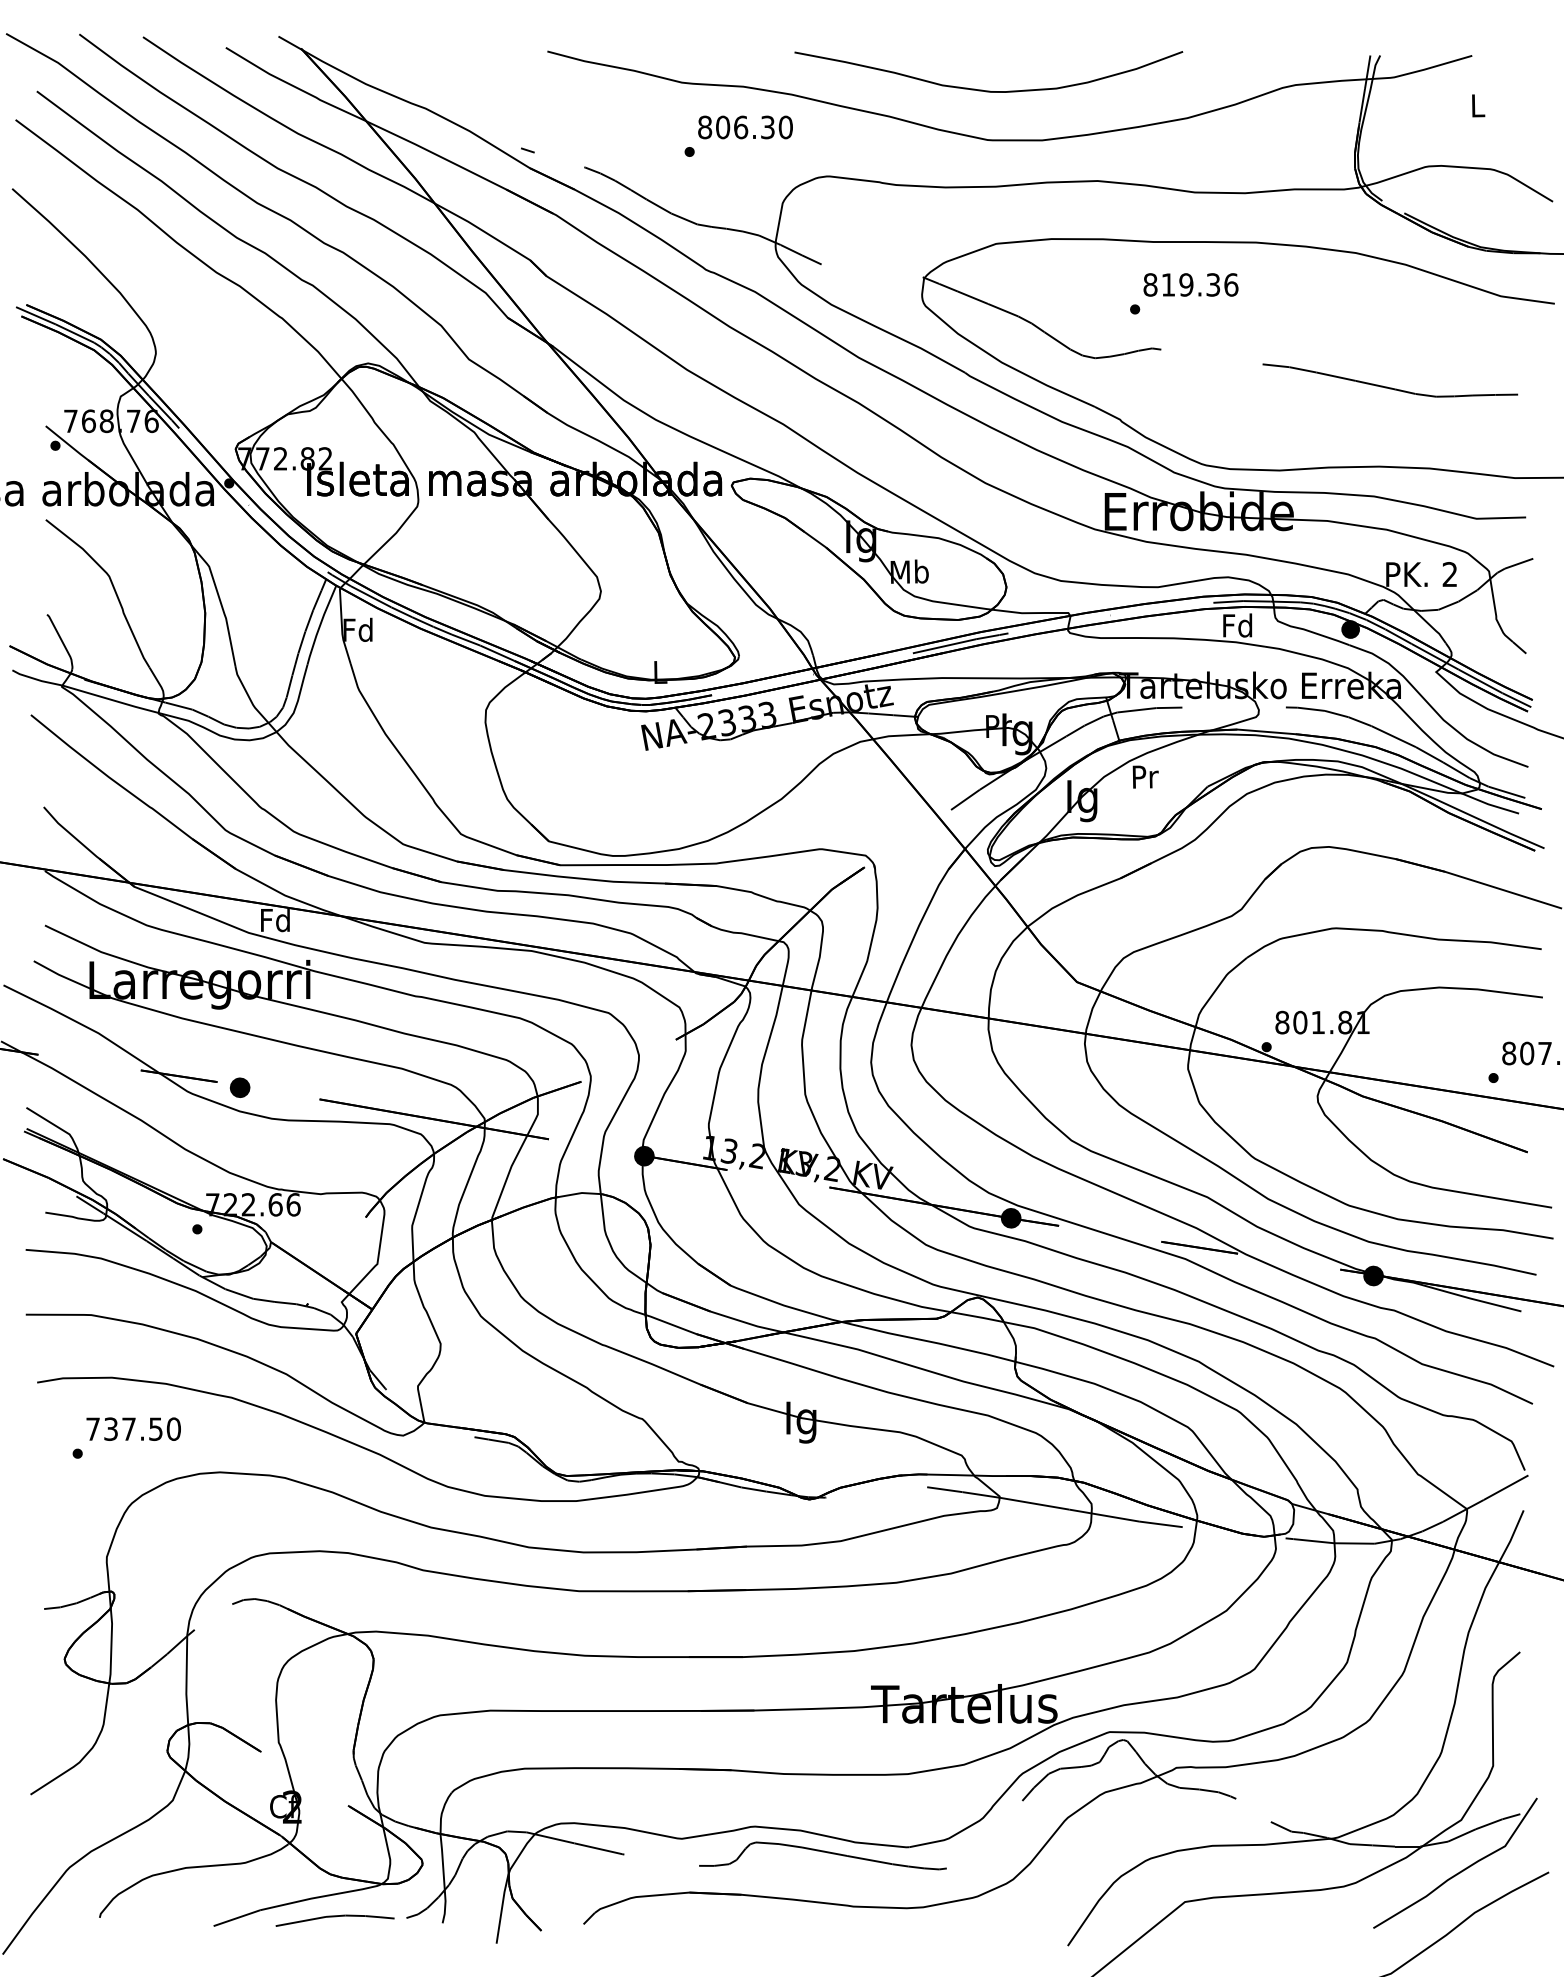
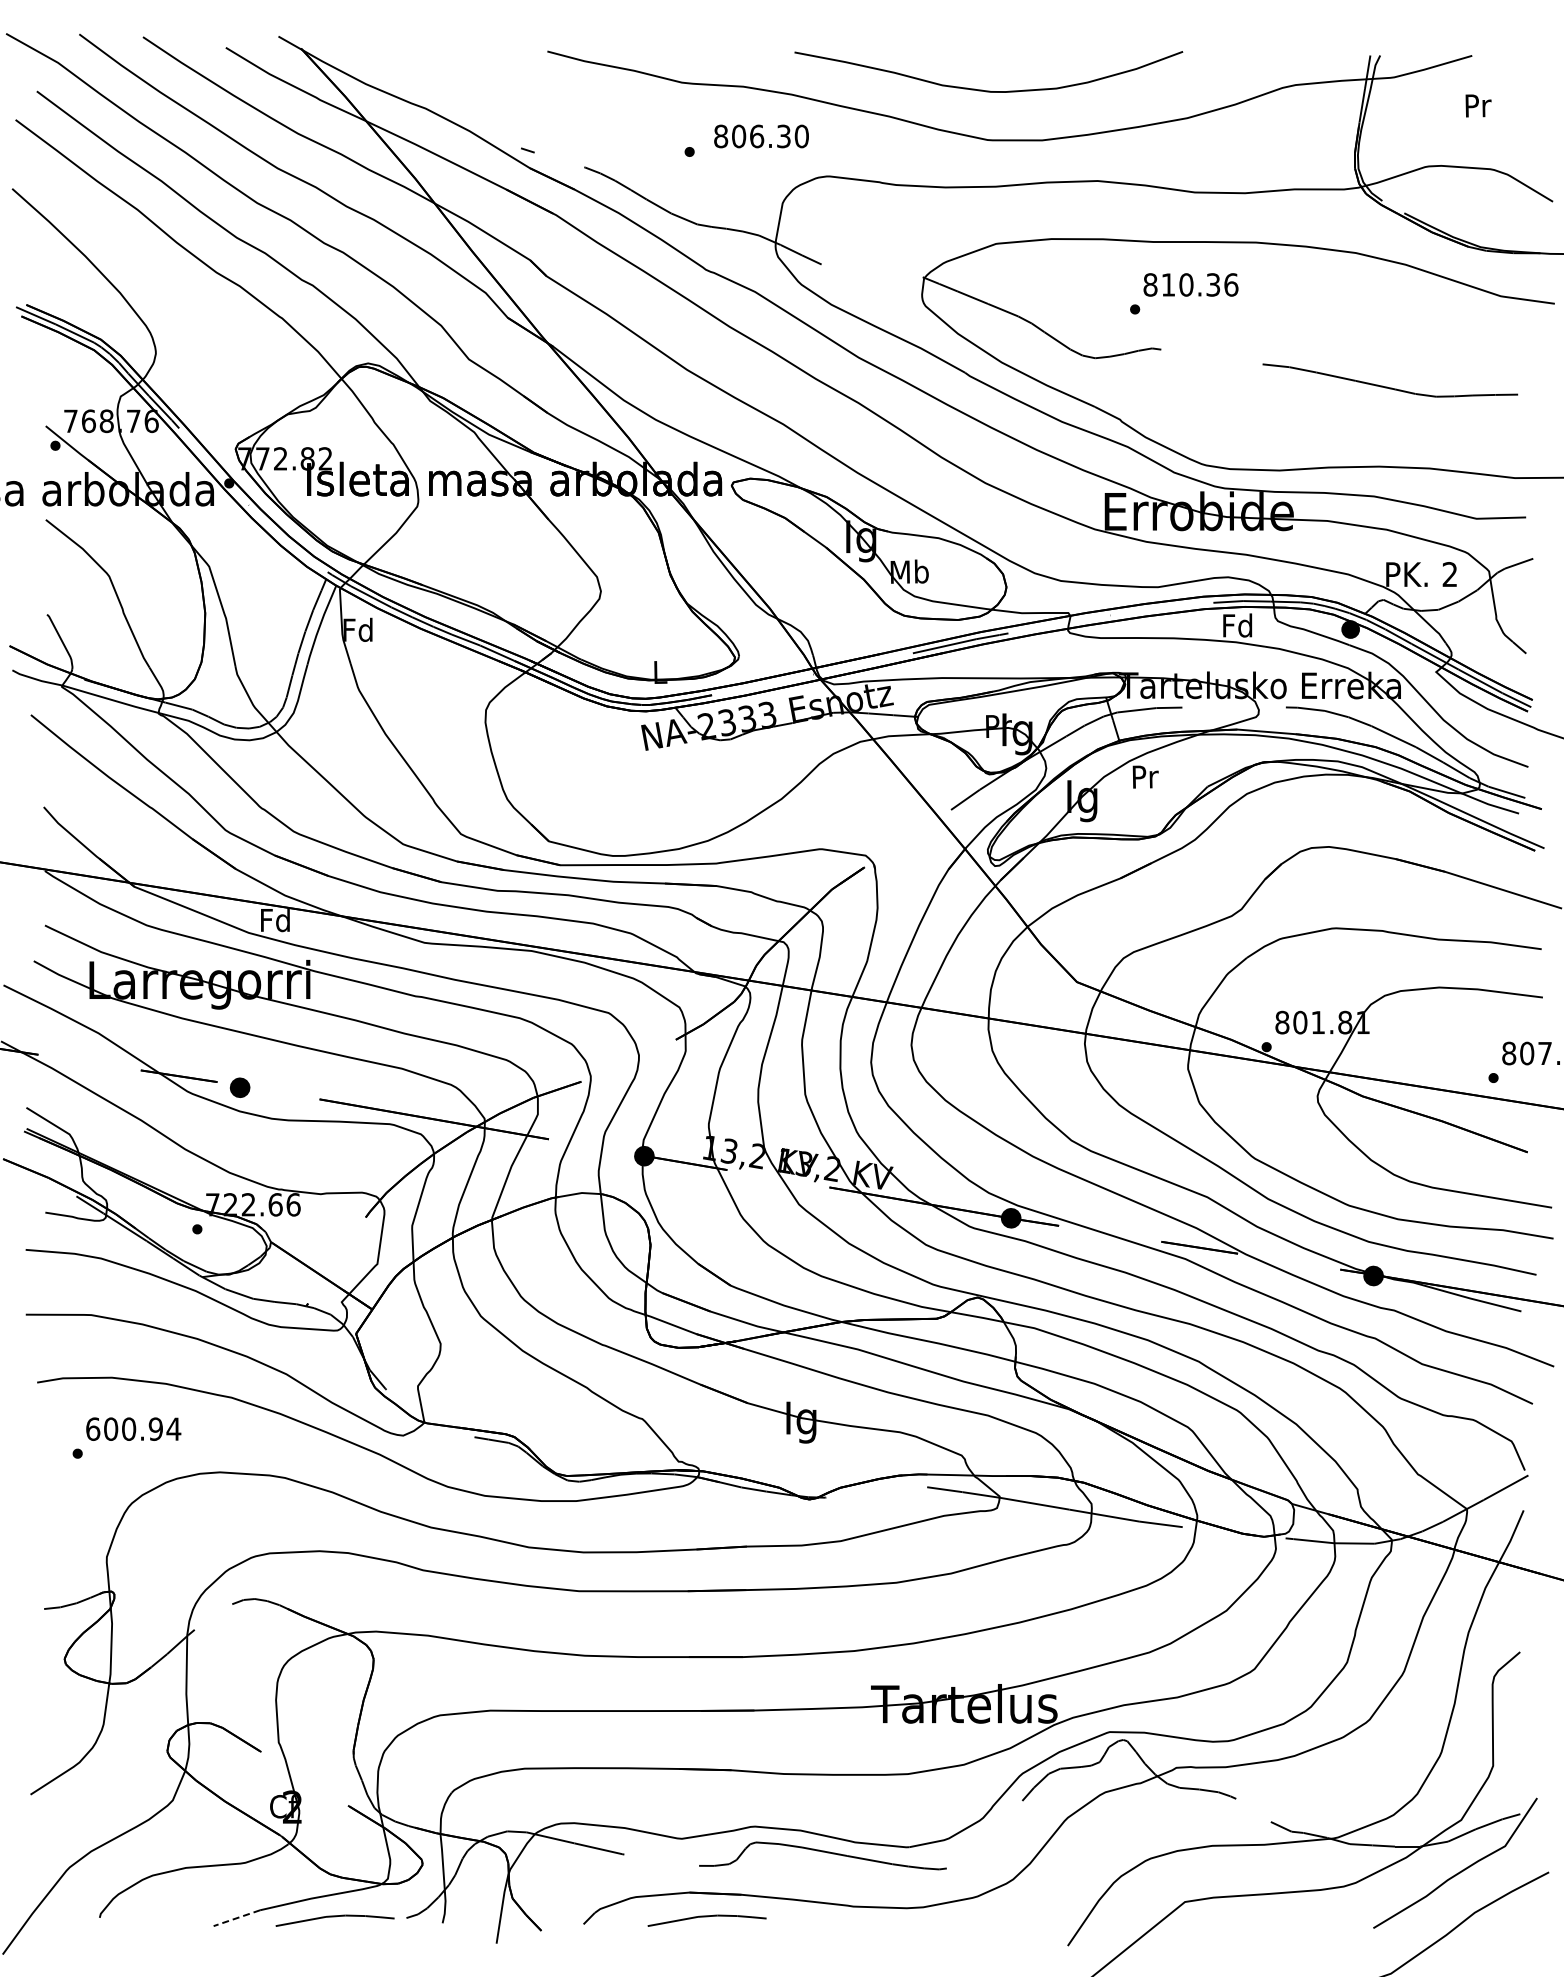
text: L -> Pr (1478, 105)
text position: (745, 127) -> (761, 136) (761, 136)
text: 819.36 -> 810.36 (1186, 284)
text: 737.50 -> 600.94 (133, 1428)
curve: none -> present (706, 1917)
line: solid -> dashed (236, 1918)
